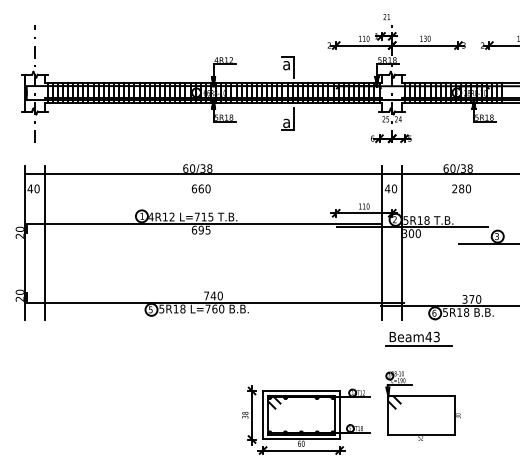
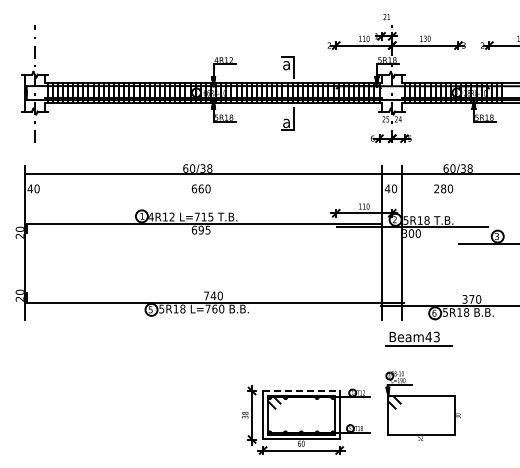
text position: (461, 188) -> (443, 188) (443, 188)
line: present -> none (45, 242)
line: solid -> dashed (301, 390)
